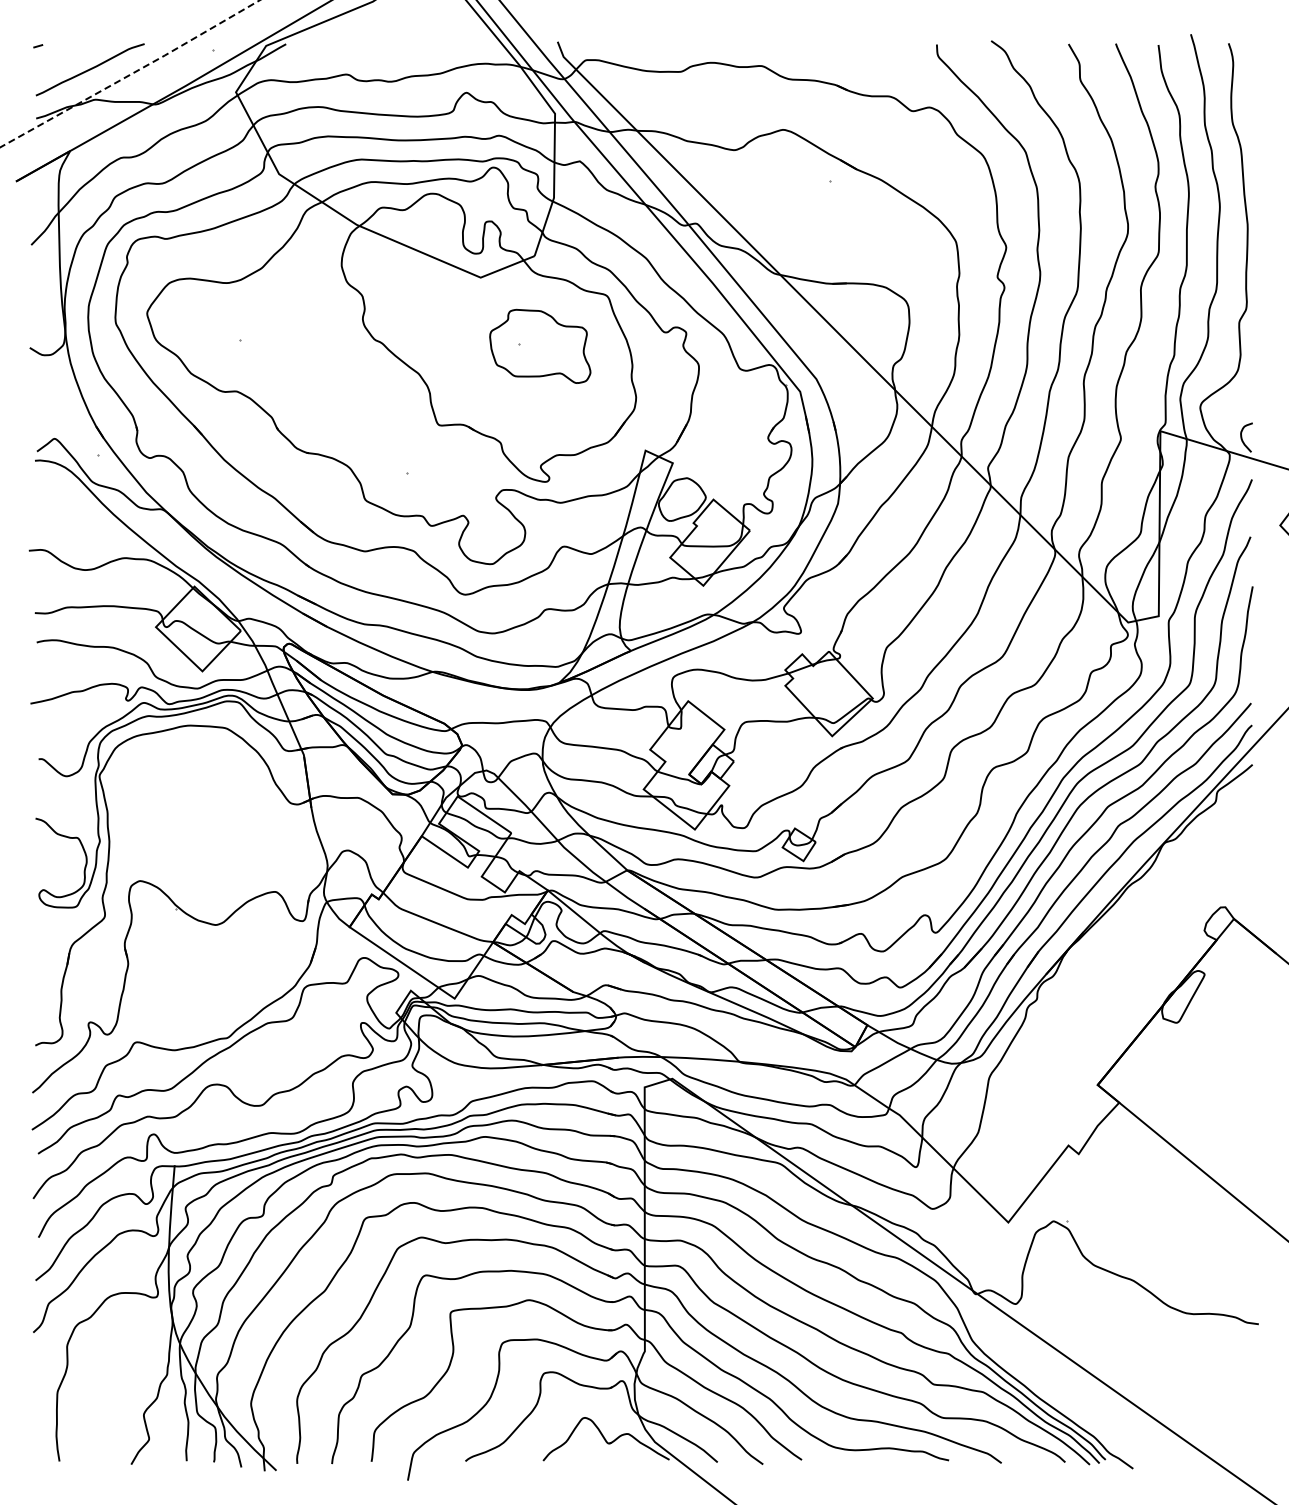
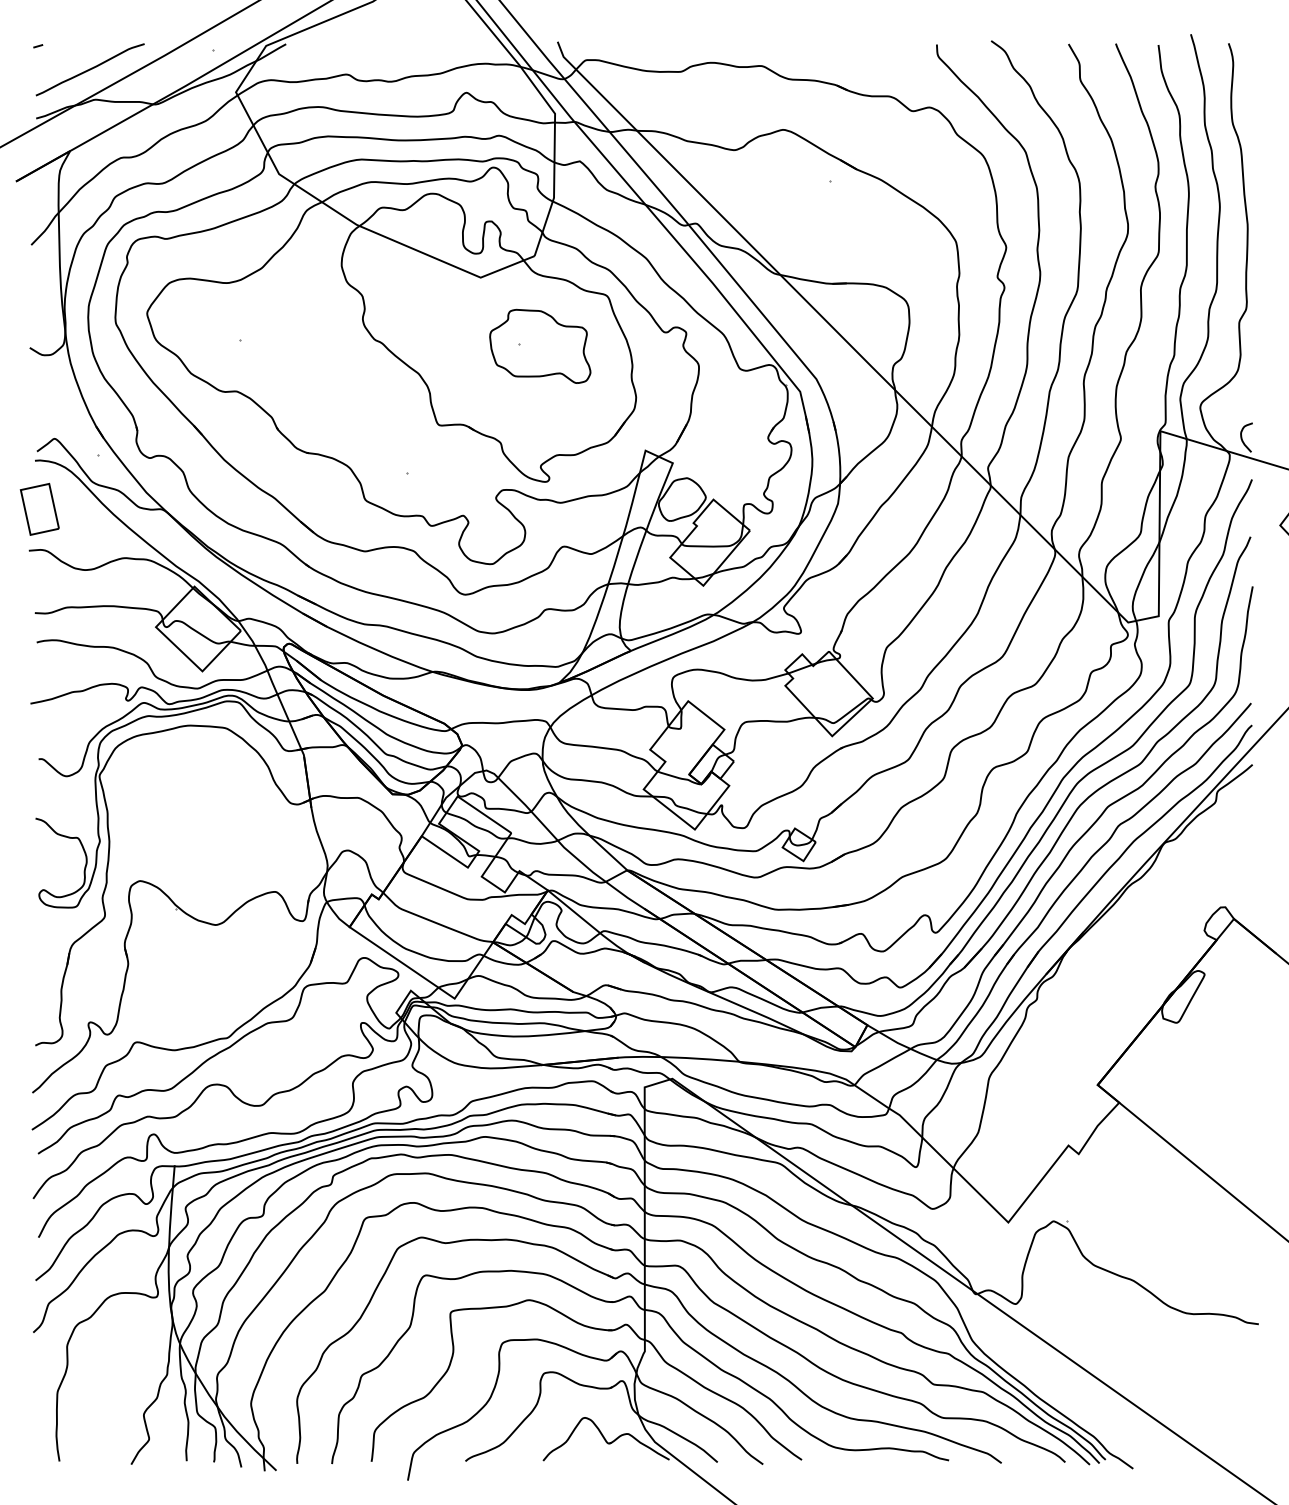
line: dashed -> solid (131, 73)
part: none -> present (39, 508)
